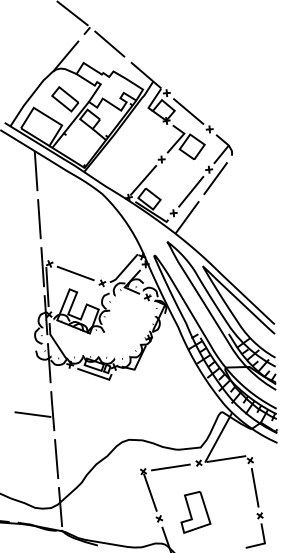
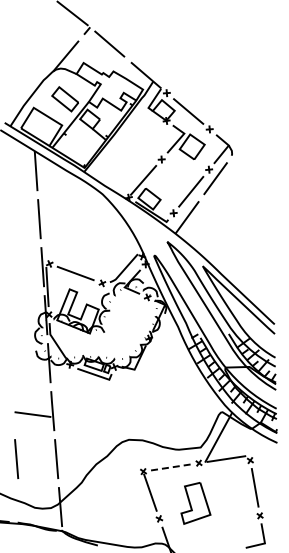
line: none -> present (16, 458)
line: solid -> dashed (171, 467)
part position: (195, 512) -> (195, 503) (195, 503)
